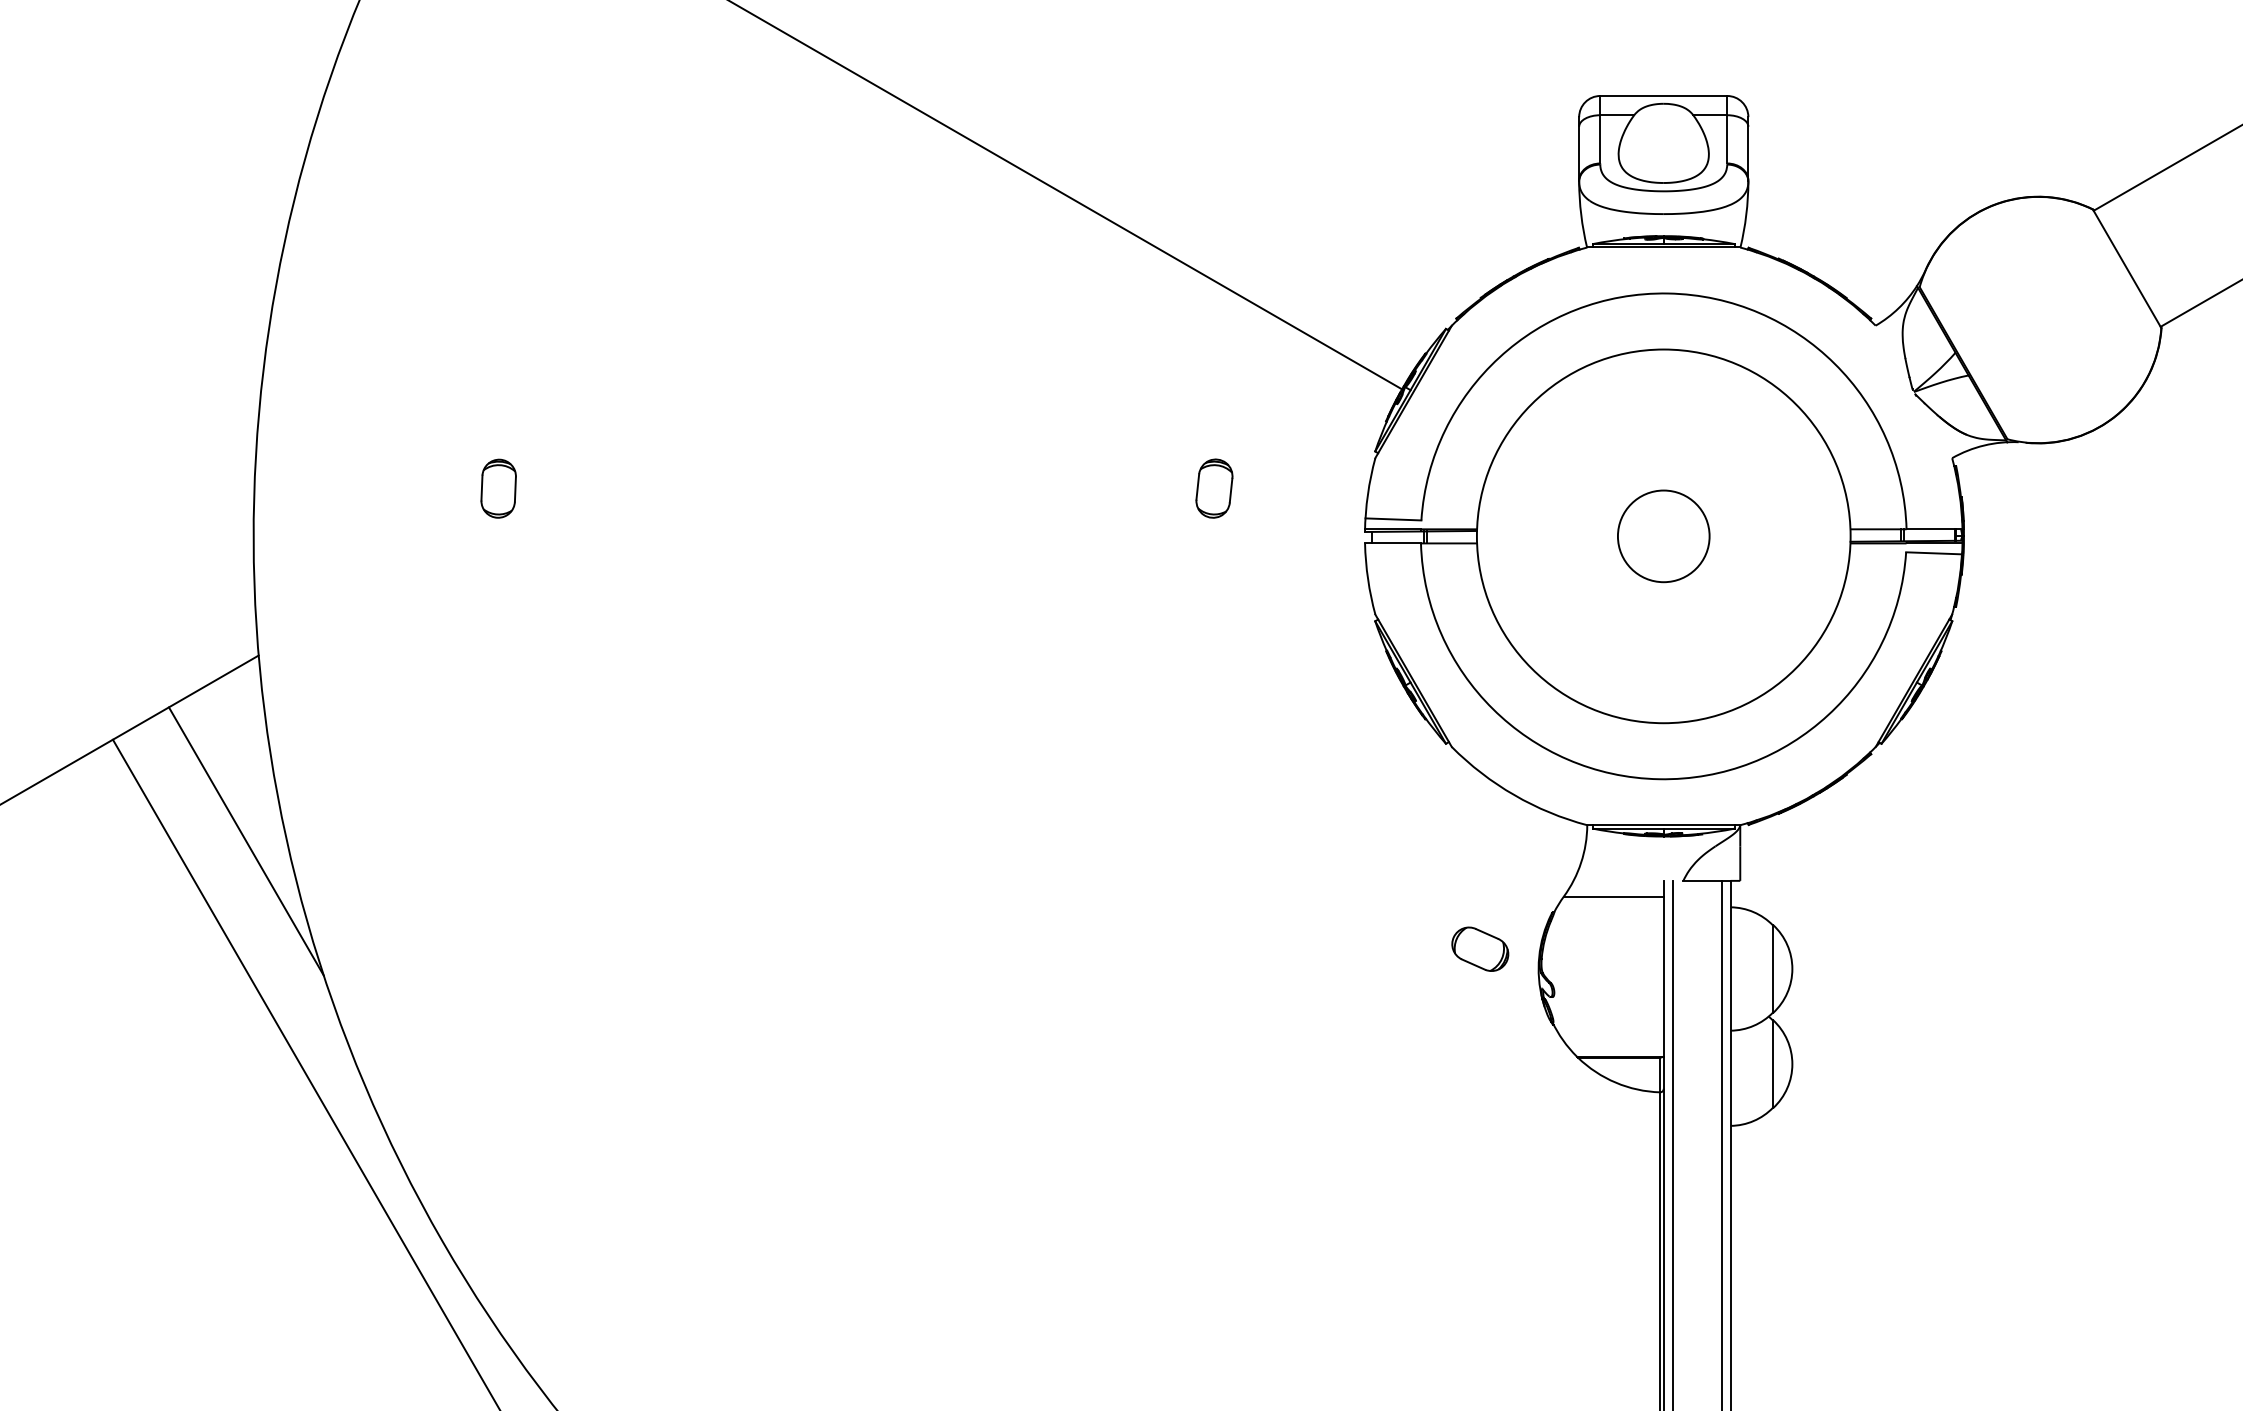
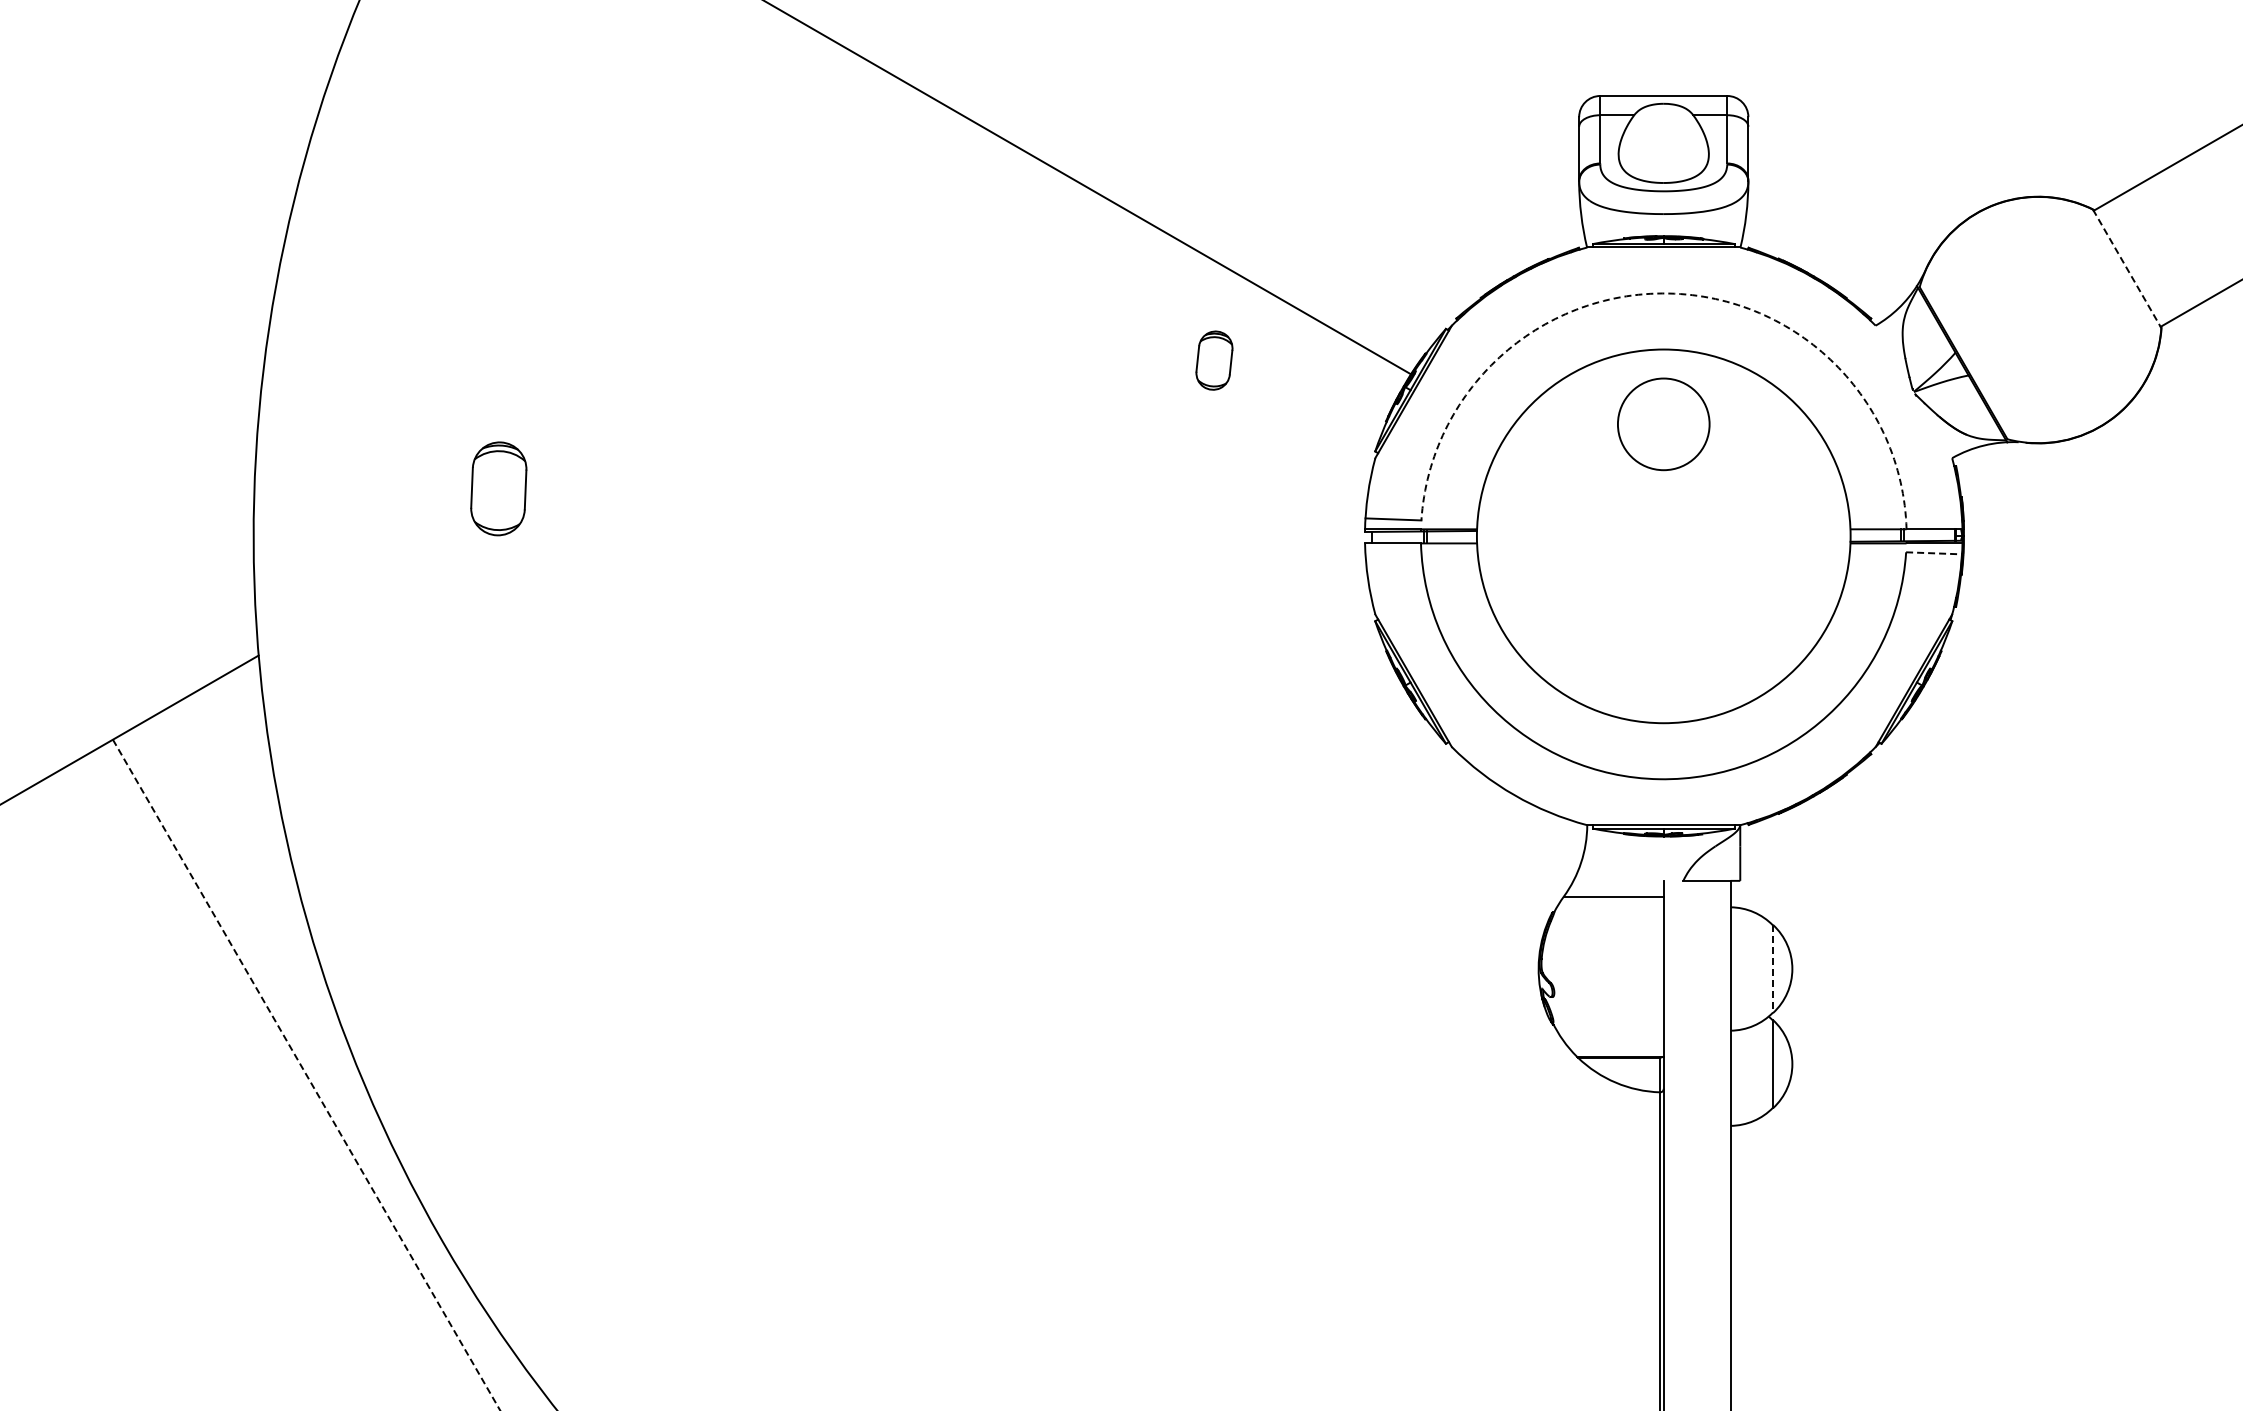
line position: (1066, 195) -> (1088, 188) (1088, 188)
line: solid -> dashed (2127, 269)
arc: solid -> dashed (1668, 293)
part size: 37x61 px -> 58x96 px (498, 488)
part position: (1214, 488) -> (1214, 360) (1214, 360)
circle position: (1663, 536) -> (1663, 424) (1663, 424)
line: solid -> dashed (1934, 553)
line: present -> none (245, 841)
part: present -> none (1480, 948)
line: solid -> dashed (1773, 969)
line: solid -> dashed (306, 1075)
line: present -> none (1672, 1143)
line: present -> none (1721, 1143)
